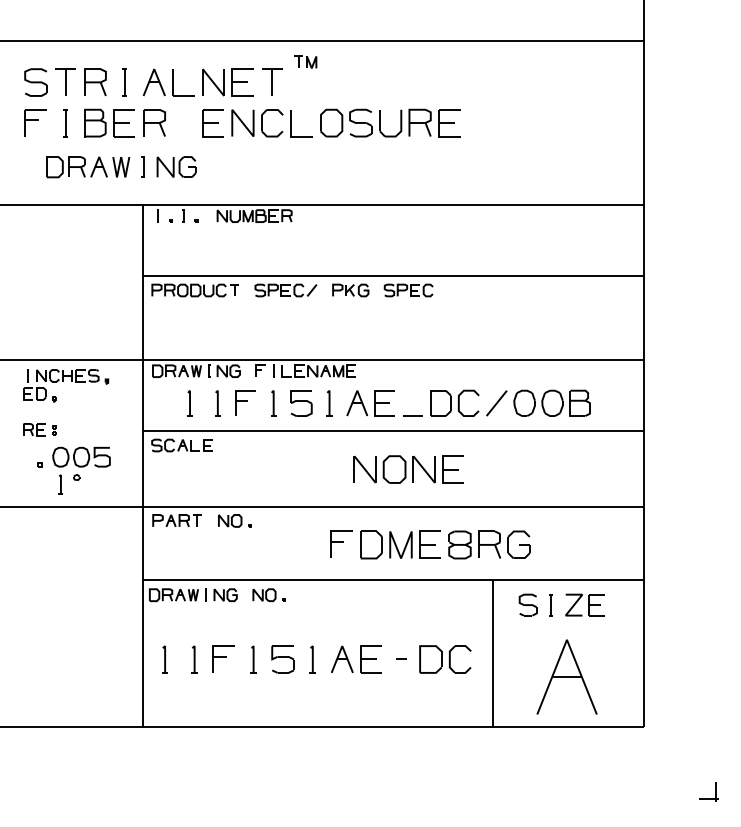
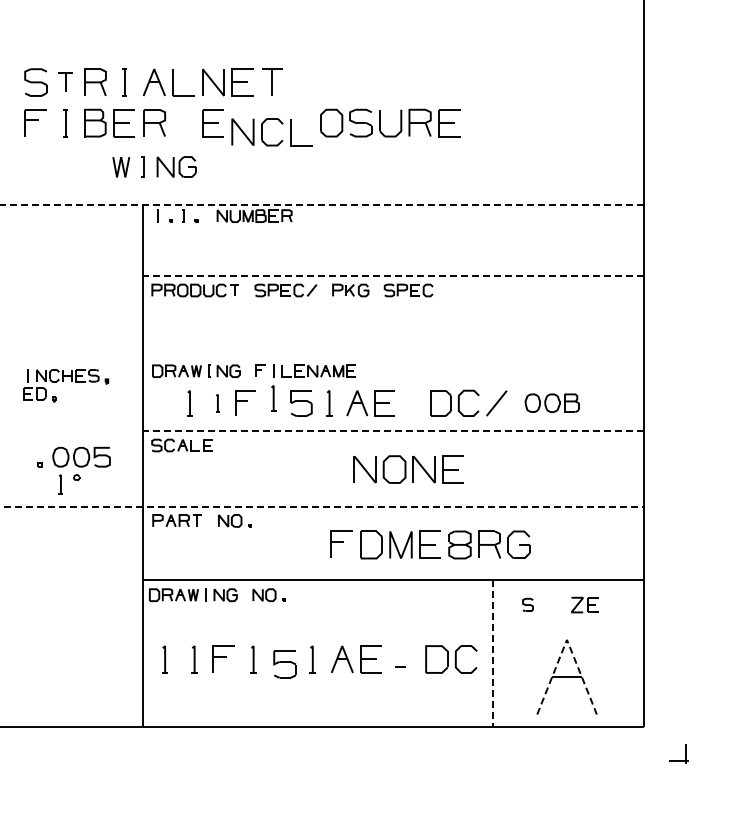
line: present -> none (322, 41)
part: present -> none (305, 61)
part size: 21x28 px -> 15x20 px (65, 81)
part position: (262, 123) -> (262, 132) (262, 132)
part: present -> none (76, 167)
line: solid -> dashed (321, 204)
line: solid -> dashed (392, 275)
line: present -> none (322, 359)
part size: 78x28 px -> 56x20 px (551, 402)
part size: 6x27 px -> 4x19 px (217, 403)
part position: (273, 403) -> (273, 398) (273, 398)
line: present -> none (412, 415)
part: present -> none (39, 429)
line: solid -> dashed (392, 430)
line: solid -> dashed (322, 506)
part size: 20x24 px -> 12x15 px (527, 604)
part size: 40x24 px -> 28x18 px (584, 604)
part: present -> none (550, 605)
line: solid -> dashed (566, 639)
line: solid -> dashed (492, 653)
line position: (401, 658) -> (400, 666) (400, 666)
part position: (282, 659) -> (284, 664) (284, 664)
part position: (445, 659) -> (451, 659) (451, 659)
part position: (715, 791) -> (685, 753) (685, 753)
